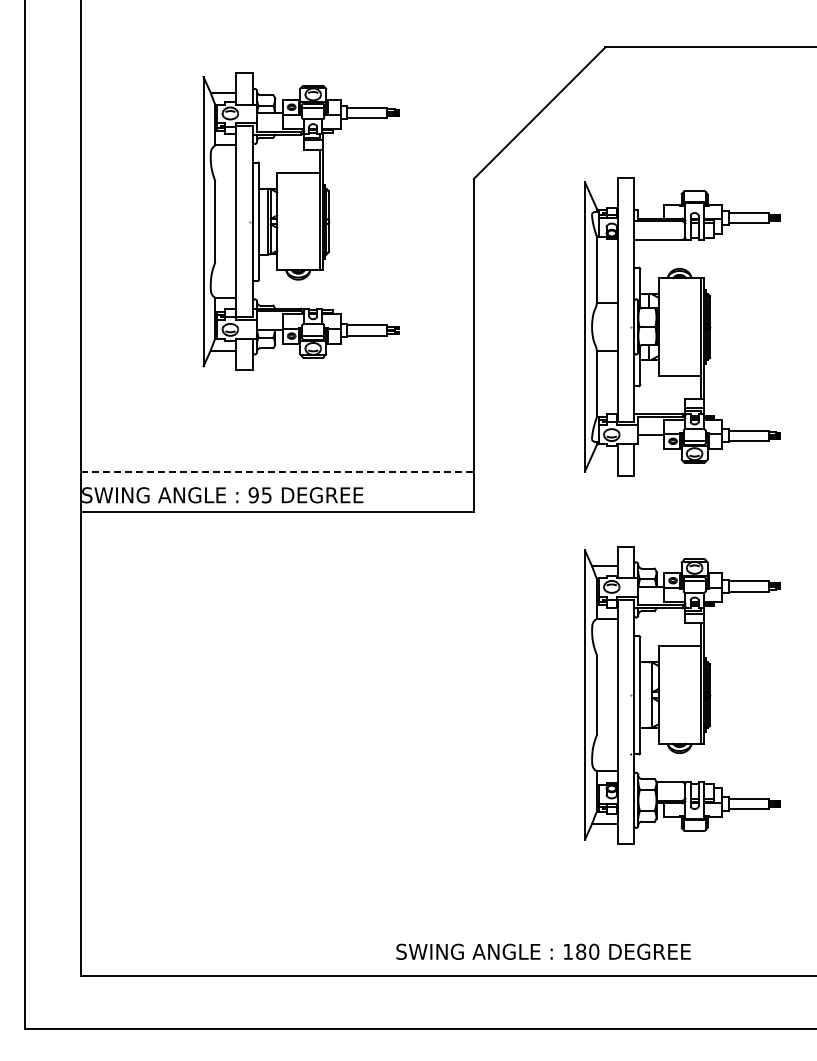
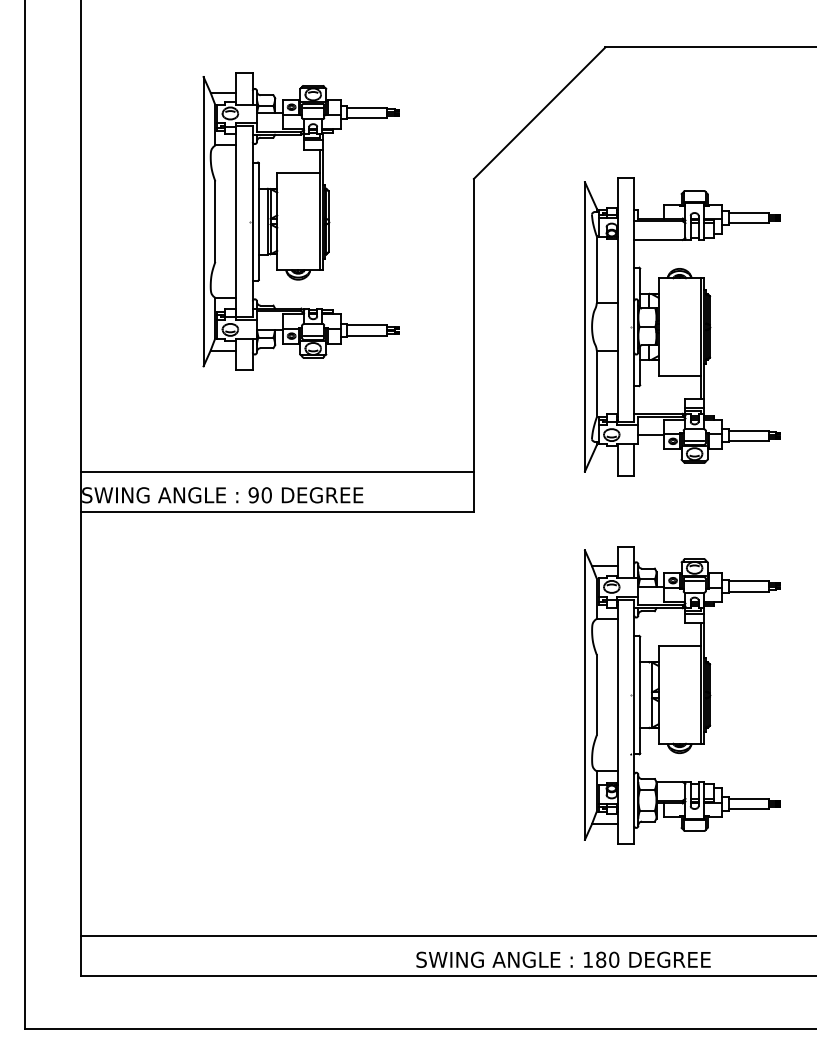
line: dashed -> solid (277, 472)
text: 95 -> 90 (266, 495)
line: none -> present (446, 936)
text position: (543, 951) -> (563, 959) (563, 959)
